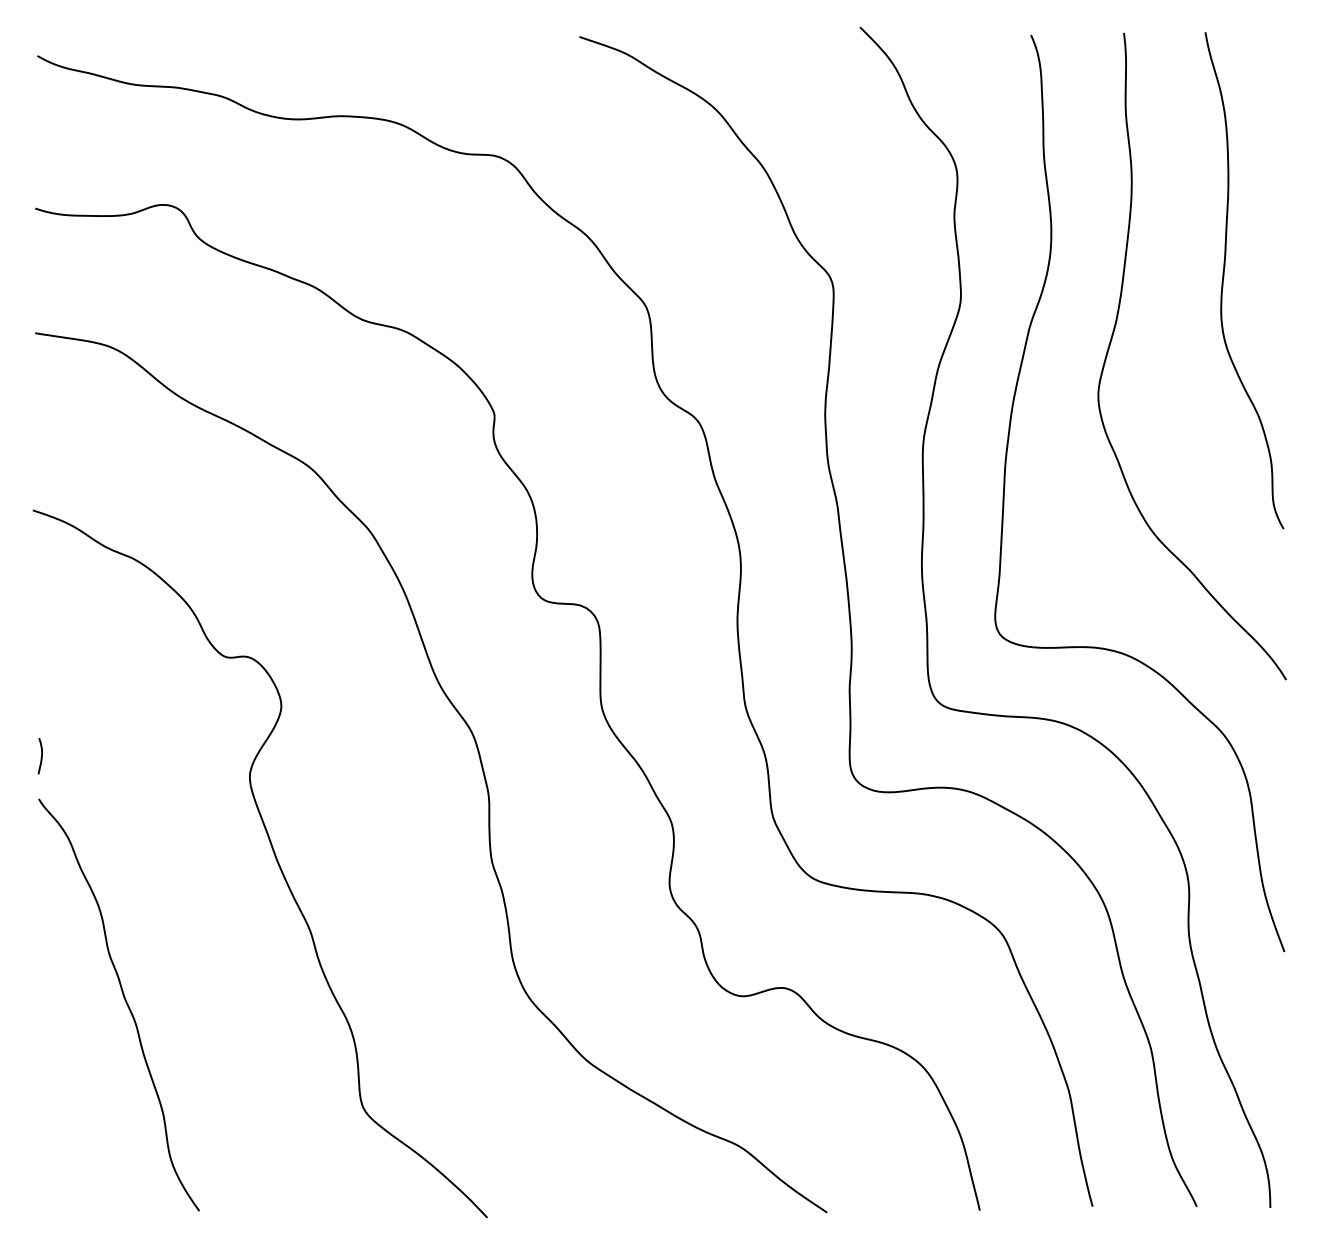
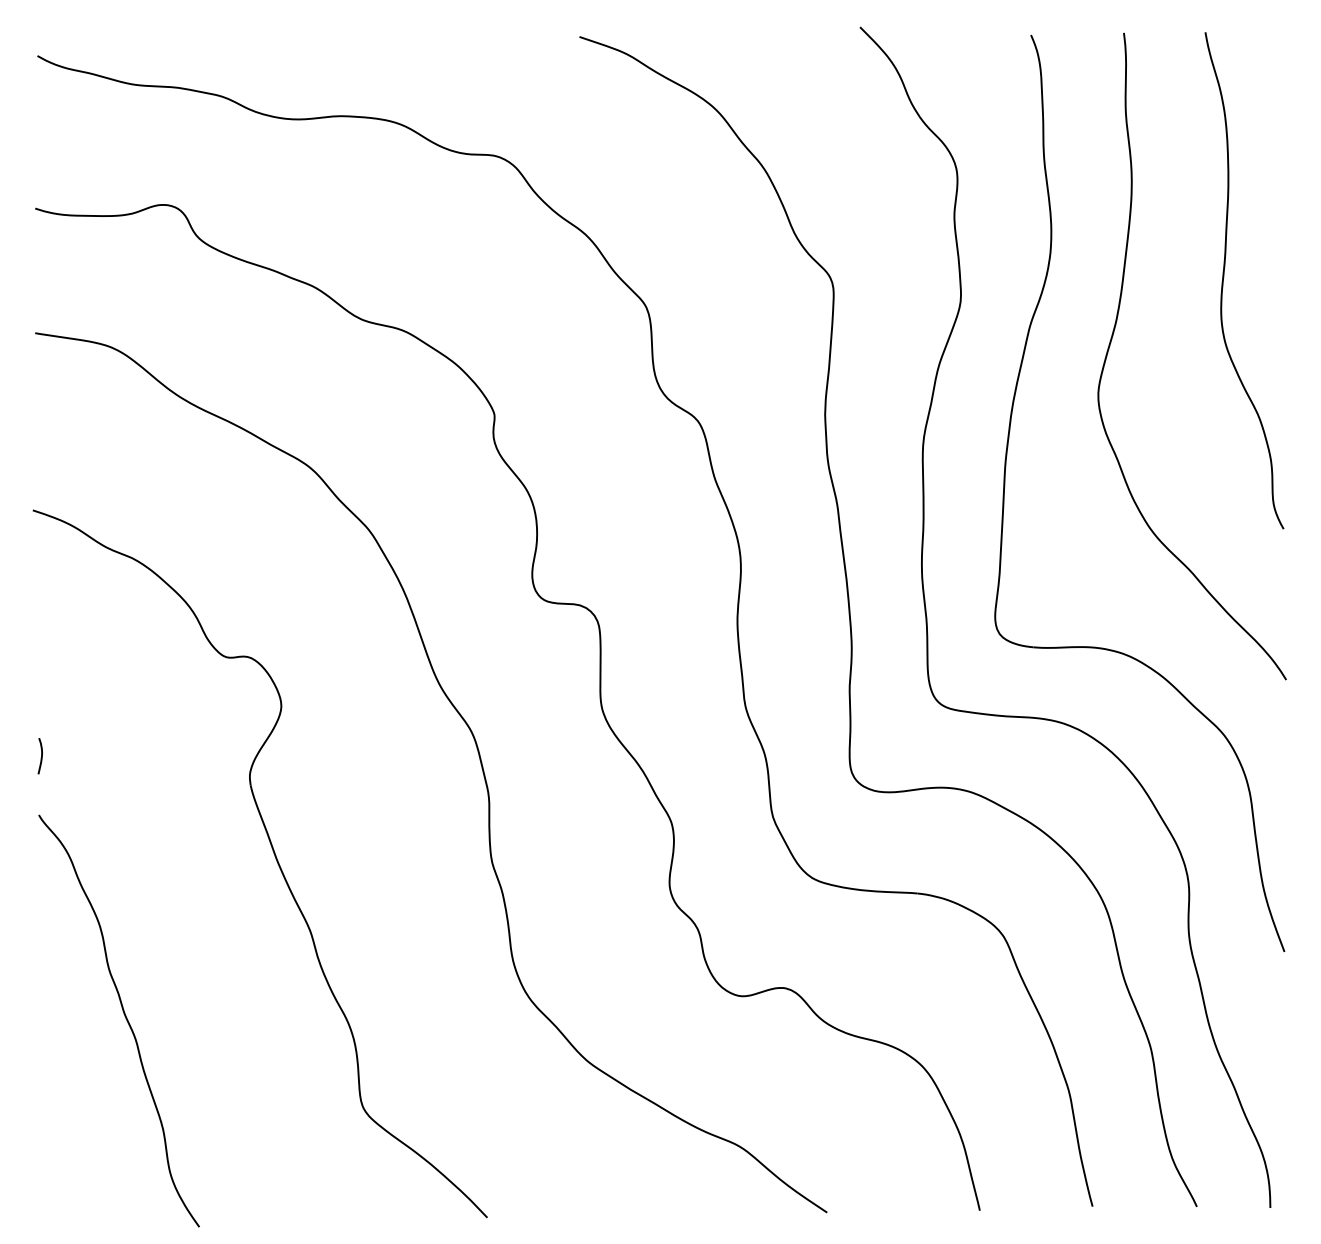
curve position: (124, 1000) -> (124, 1016) (124, 1016)
